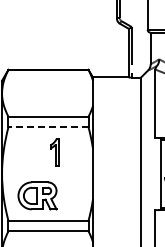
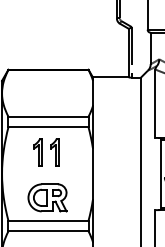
line: dashed -> solid (48, 127)
part: none -> present (37, 152)
part position: (37, 195) -> (47, 197) (47, 197)
